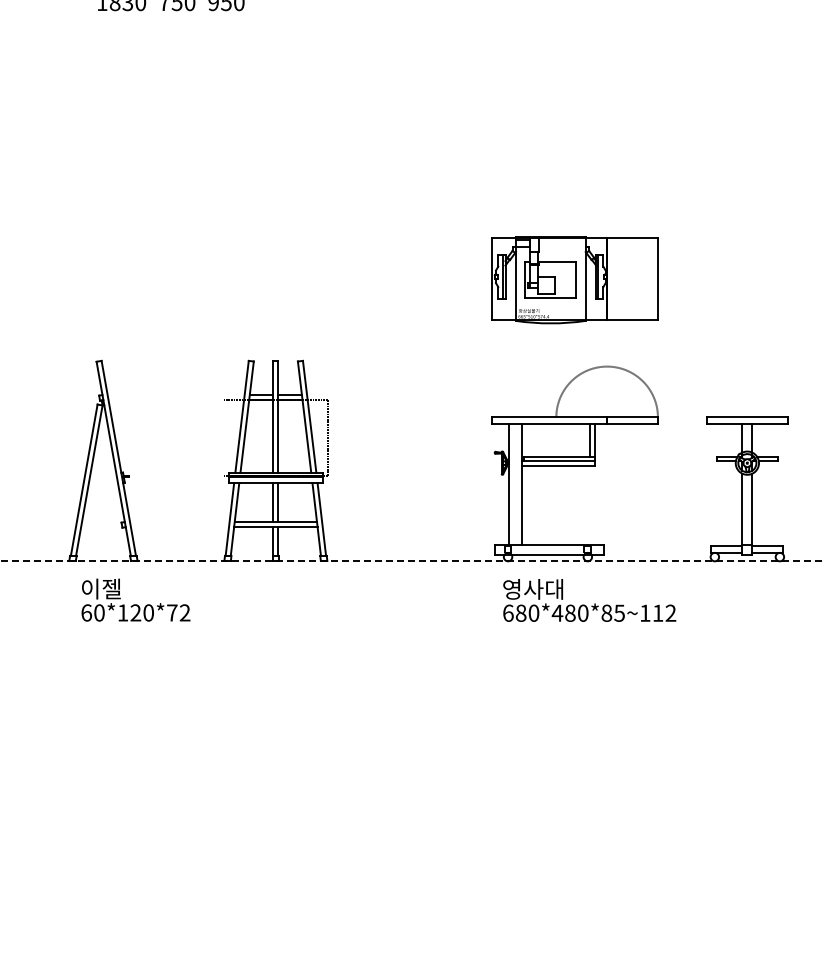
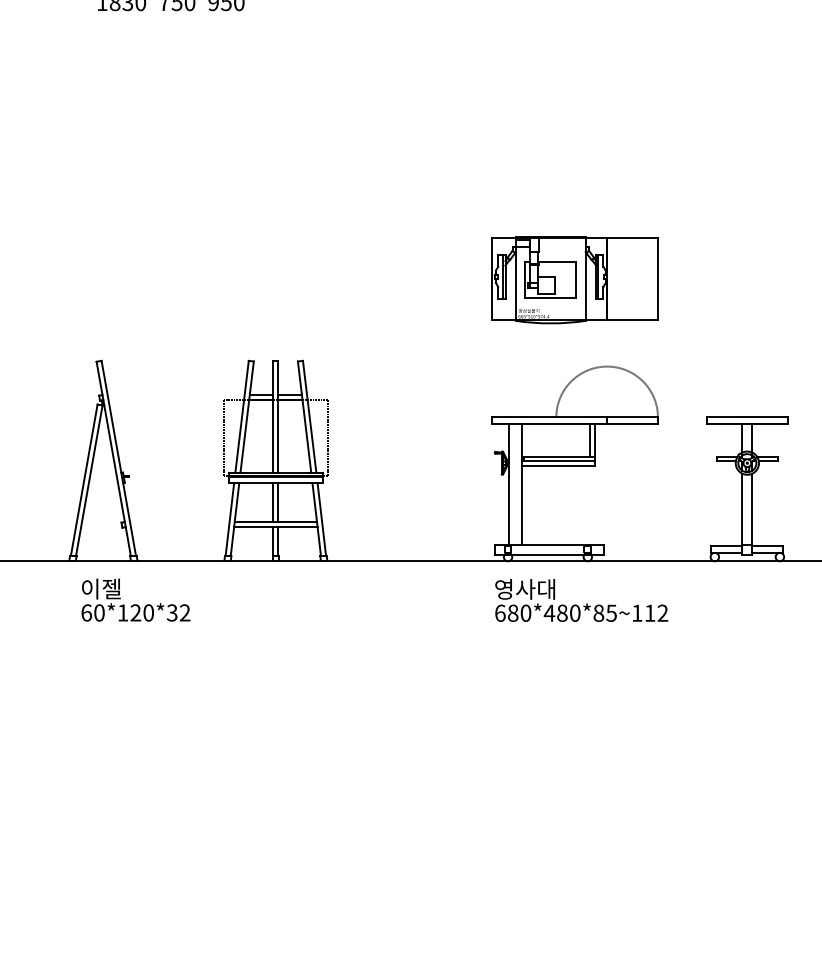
line: none -> present (224, 438)
line: dashed -> solid (411, 561)
text position: (589, 600) -> (581, 600) (581, 600)
text: 60*120*72 -> 60*120*32 (171, 612)
